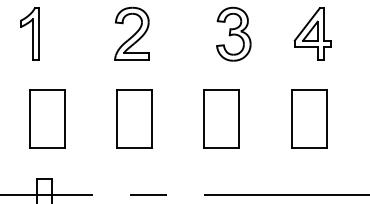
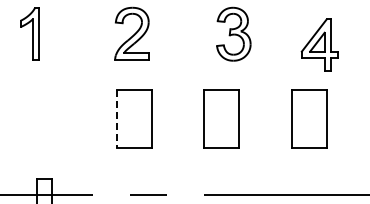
part position: (312, 33) -> (319, 44) (319, 44)
part: present -> none (47, 118)
line: solid -> dashed (117, 119)
